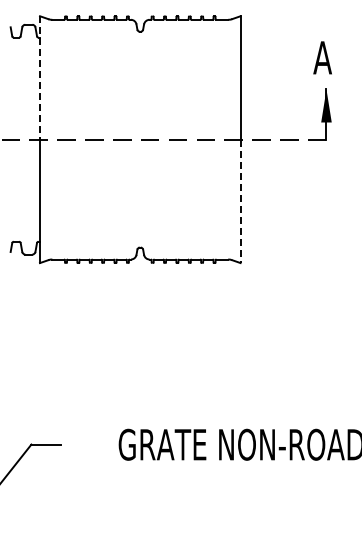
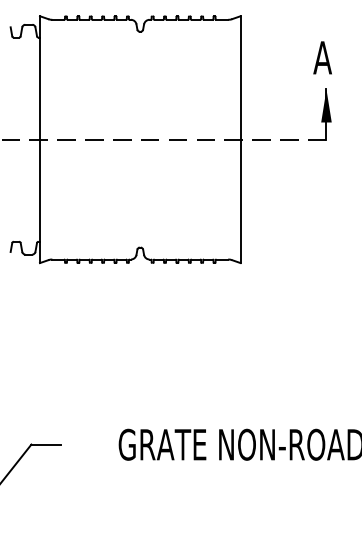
line: dashed -> solid (40, 77)
line: dashed -> solid (240, 201)
